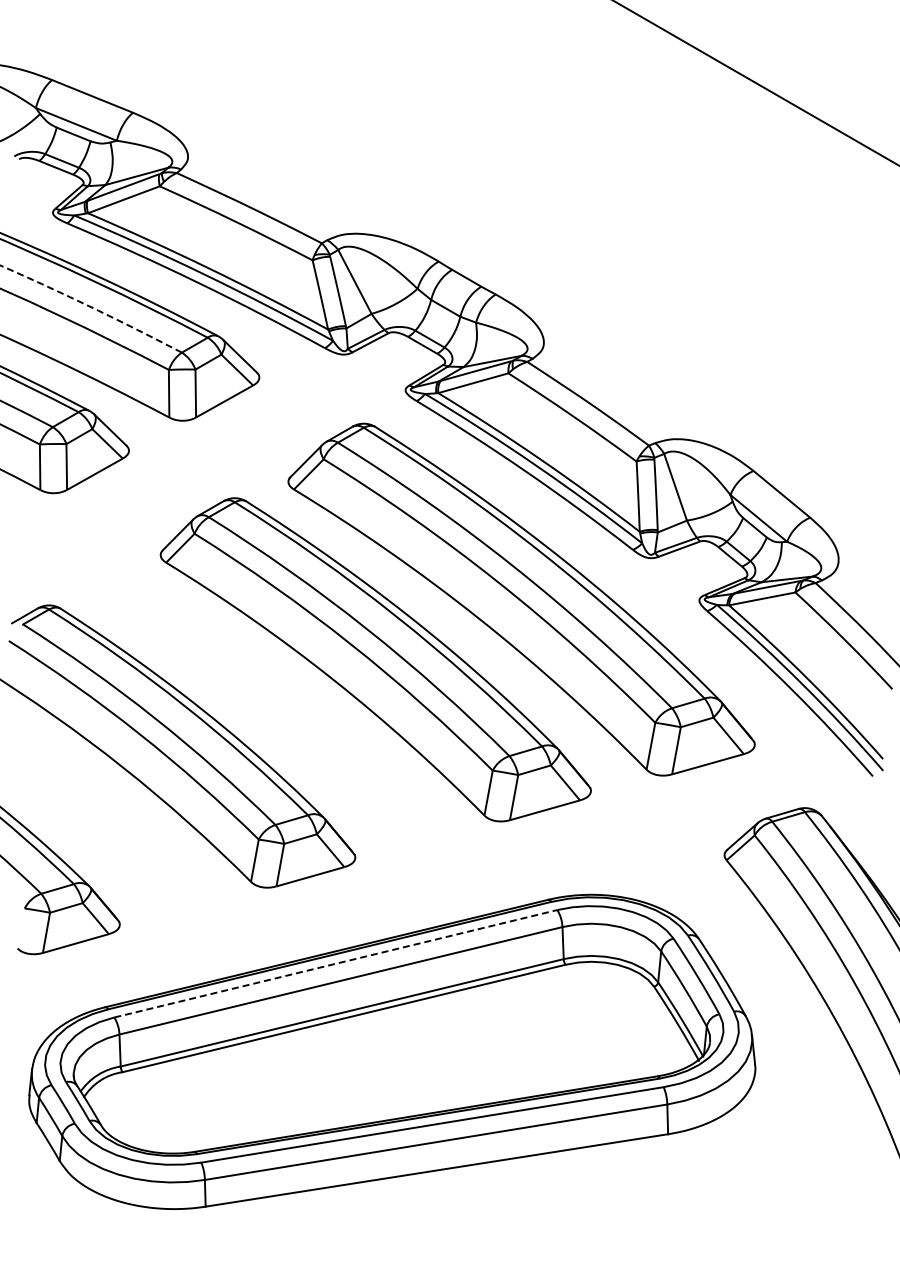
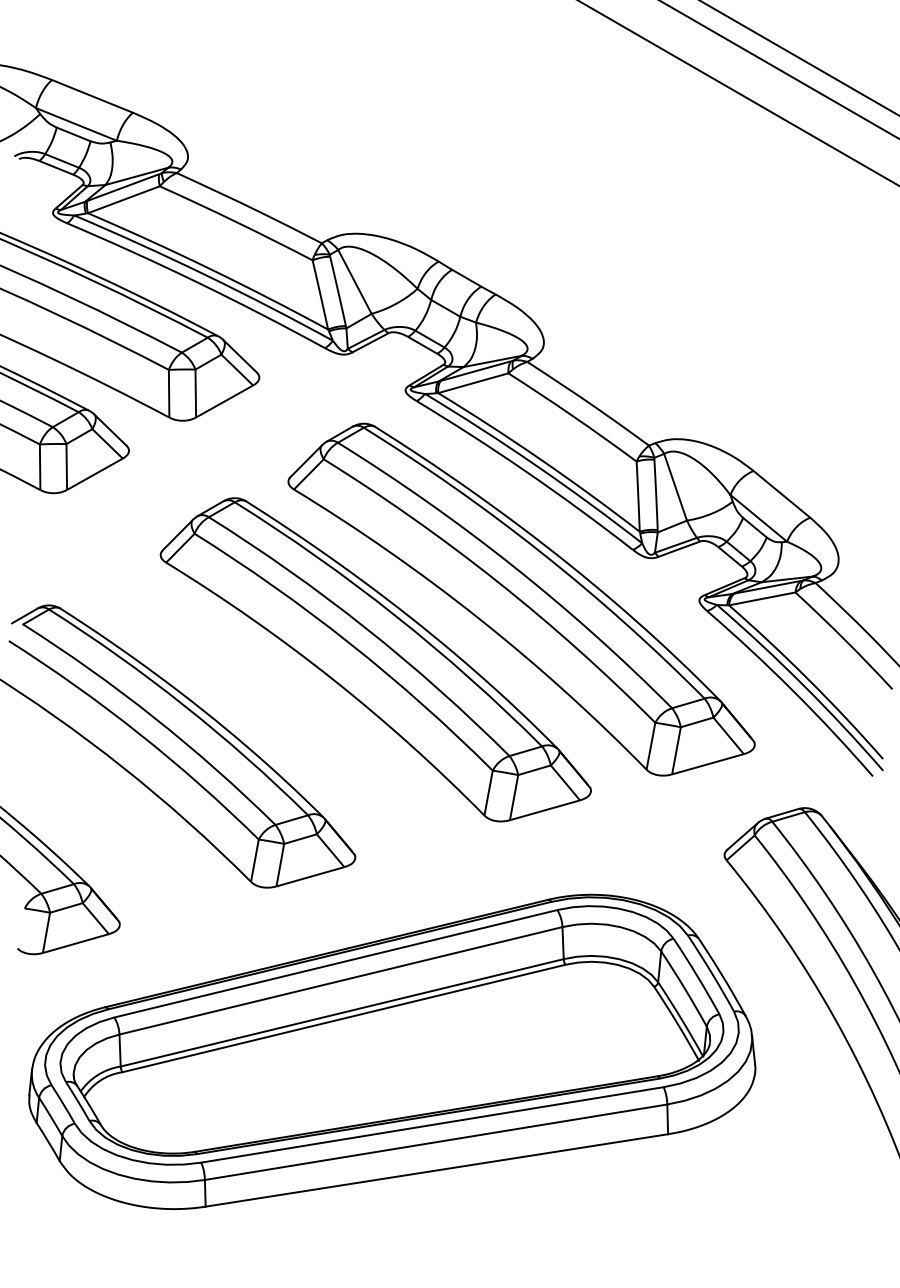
line: none -> present (799, 58)
line: none -> present (779, 69)
line position: (755, 83) -> (738, 93) (738, 93)
arc: dashed -> solid (92, 307)
line: dashed -> solid (335, 963)
